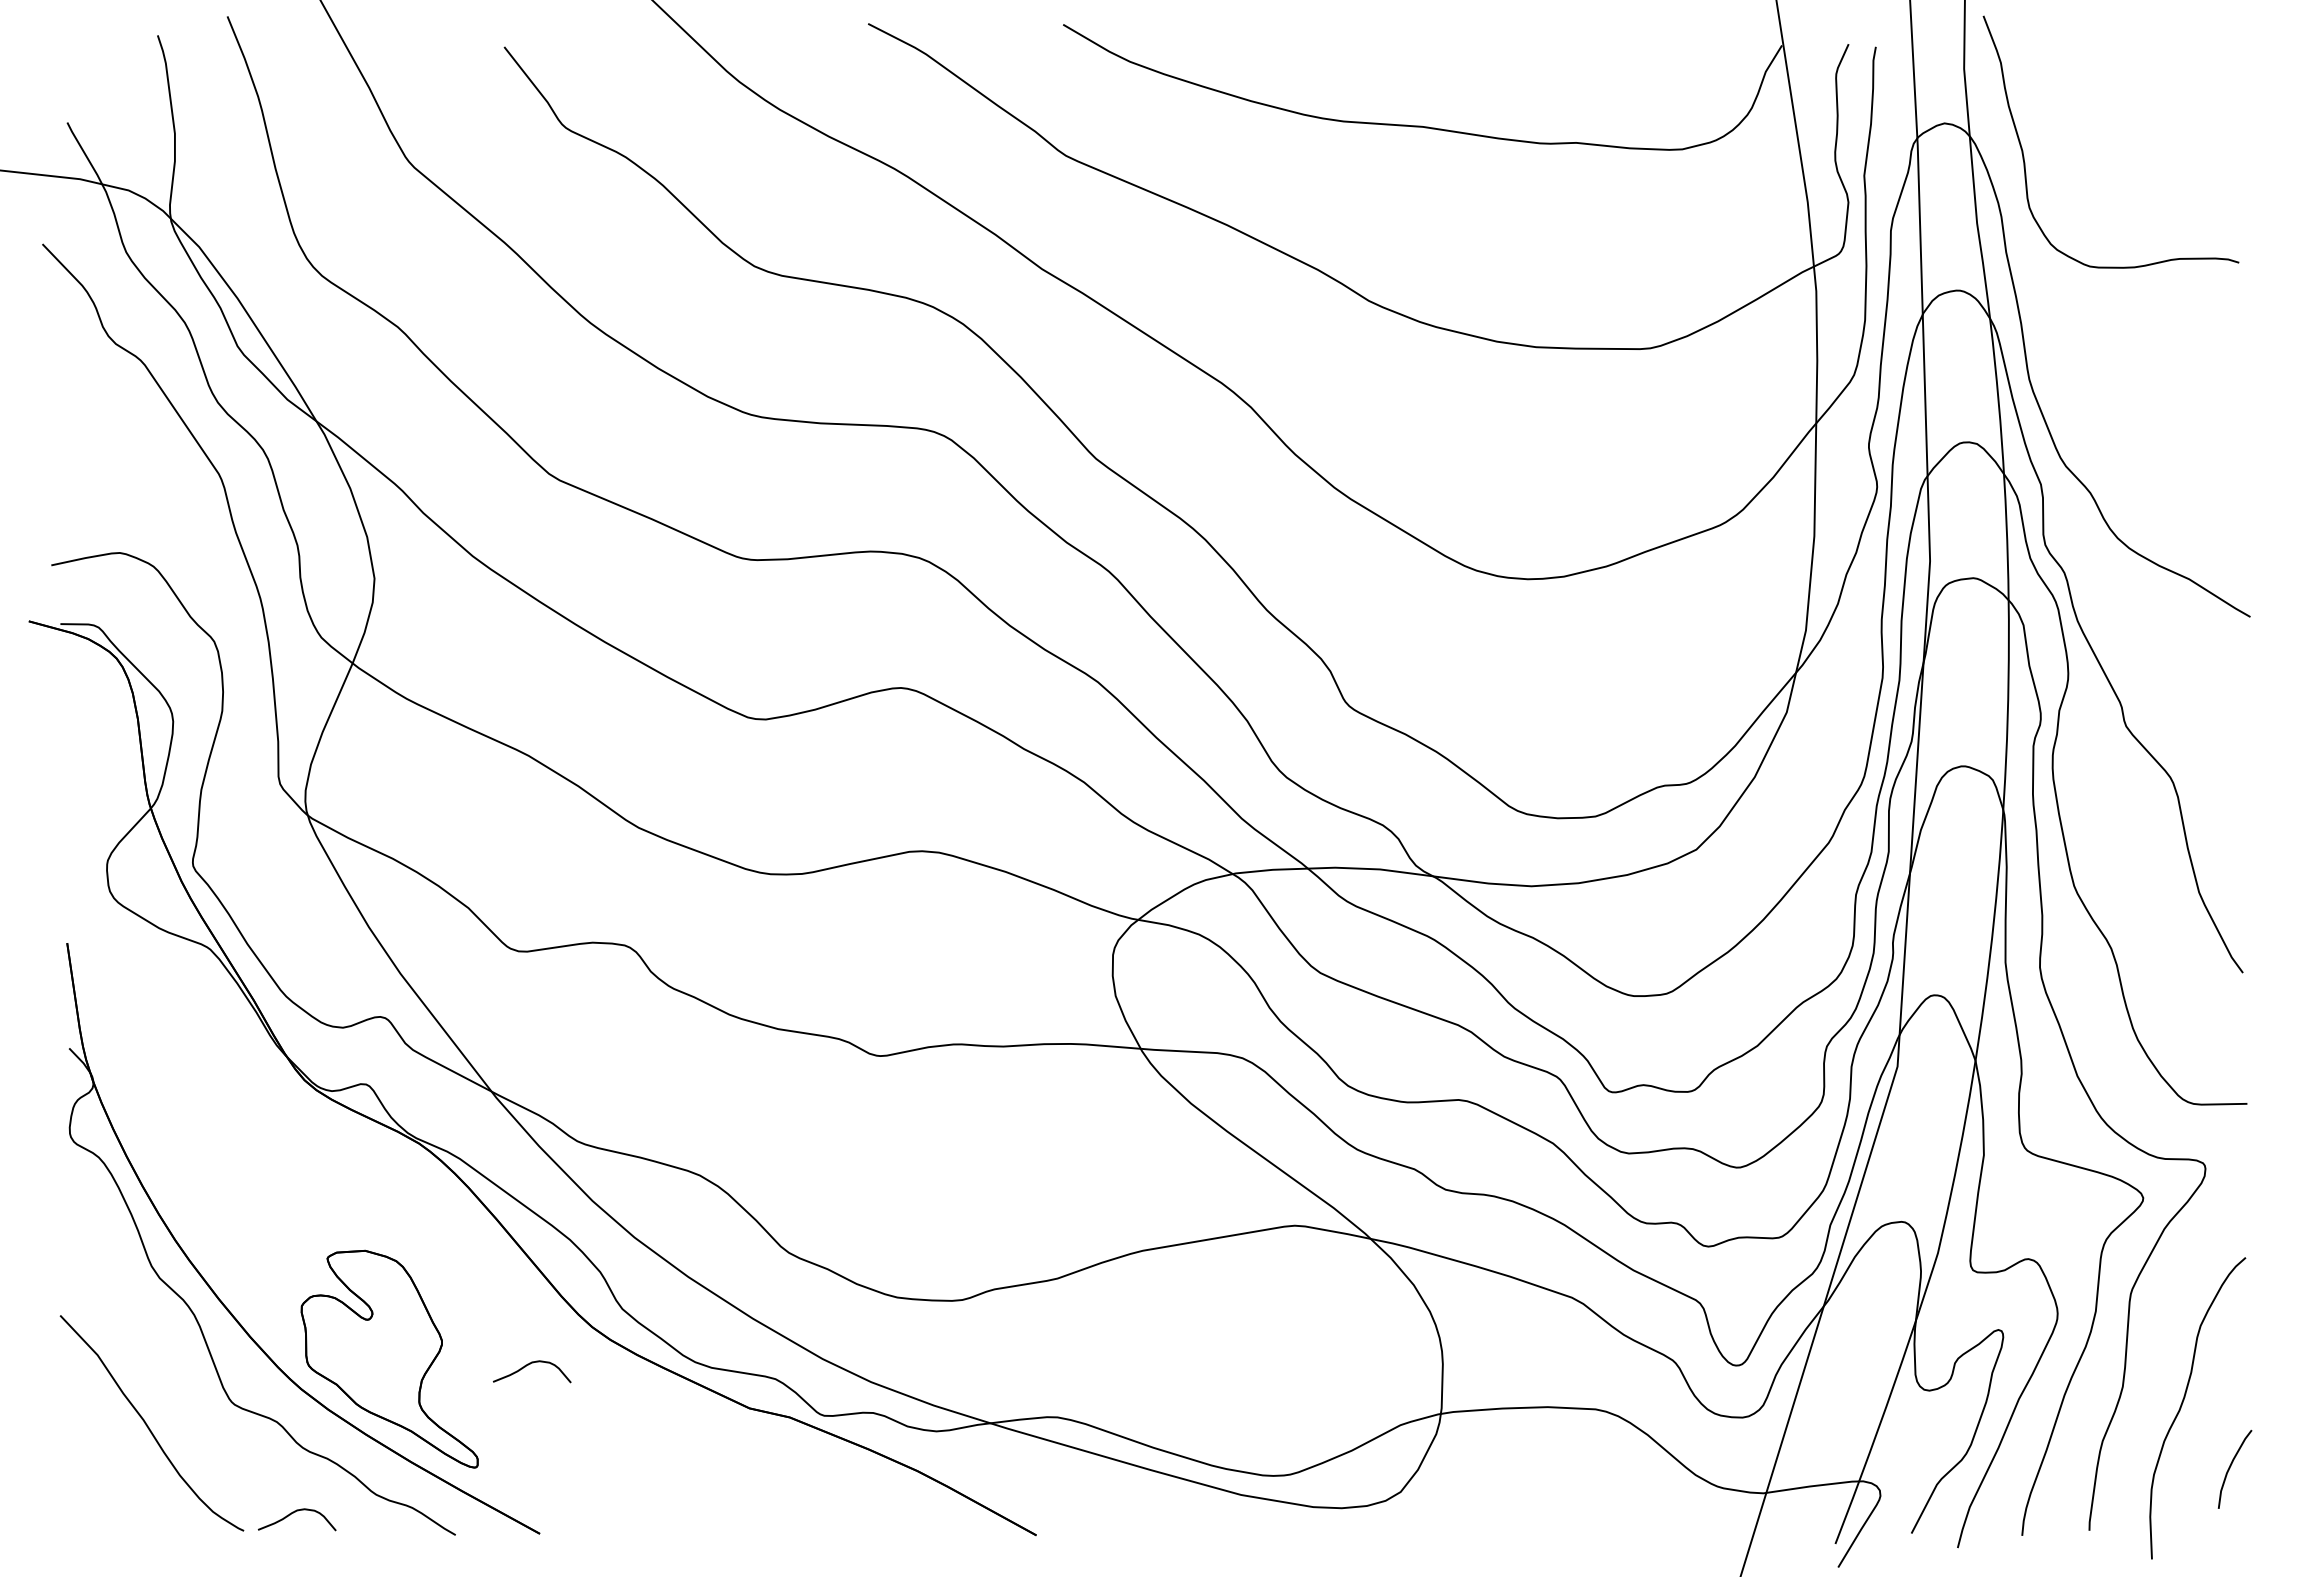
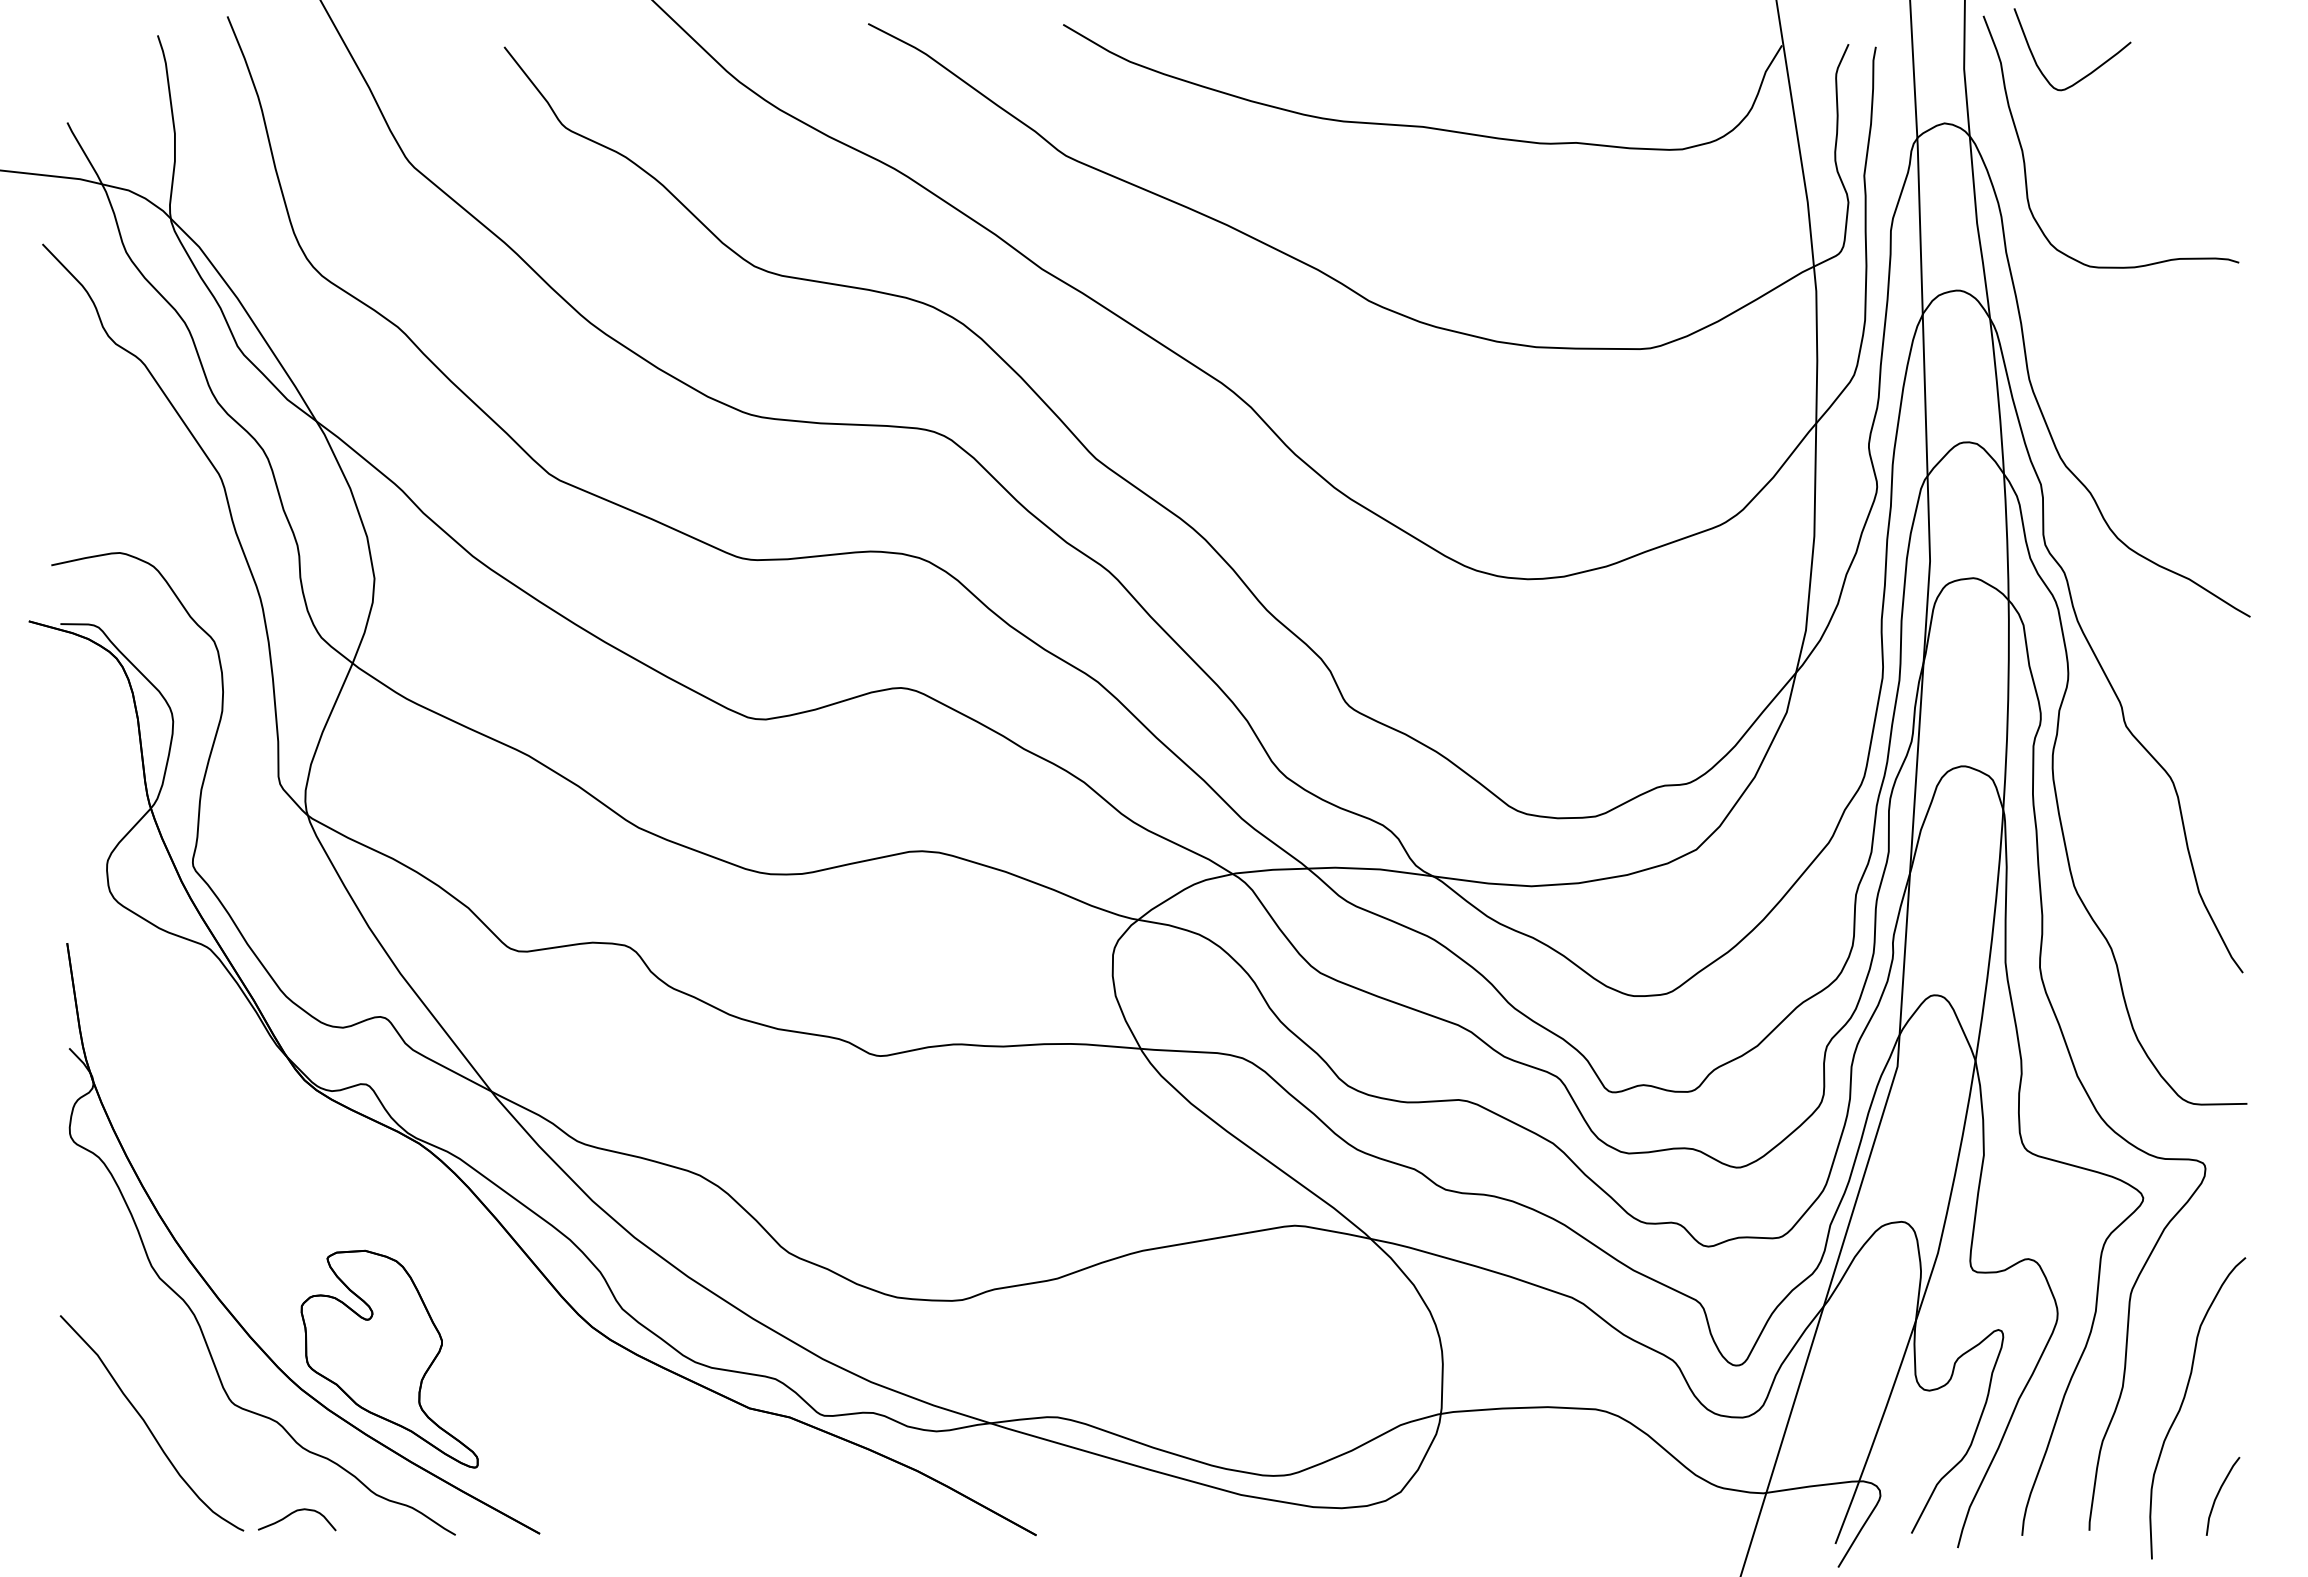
curve: none -> present (2088, 73)
curve: present -> none (528, 1365)
curve position: (2231, 1466) -> (2219, 1493) (2219, 1493)
